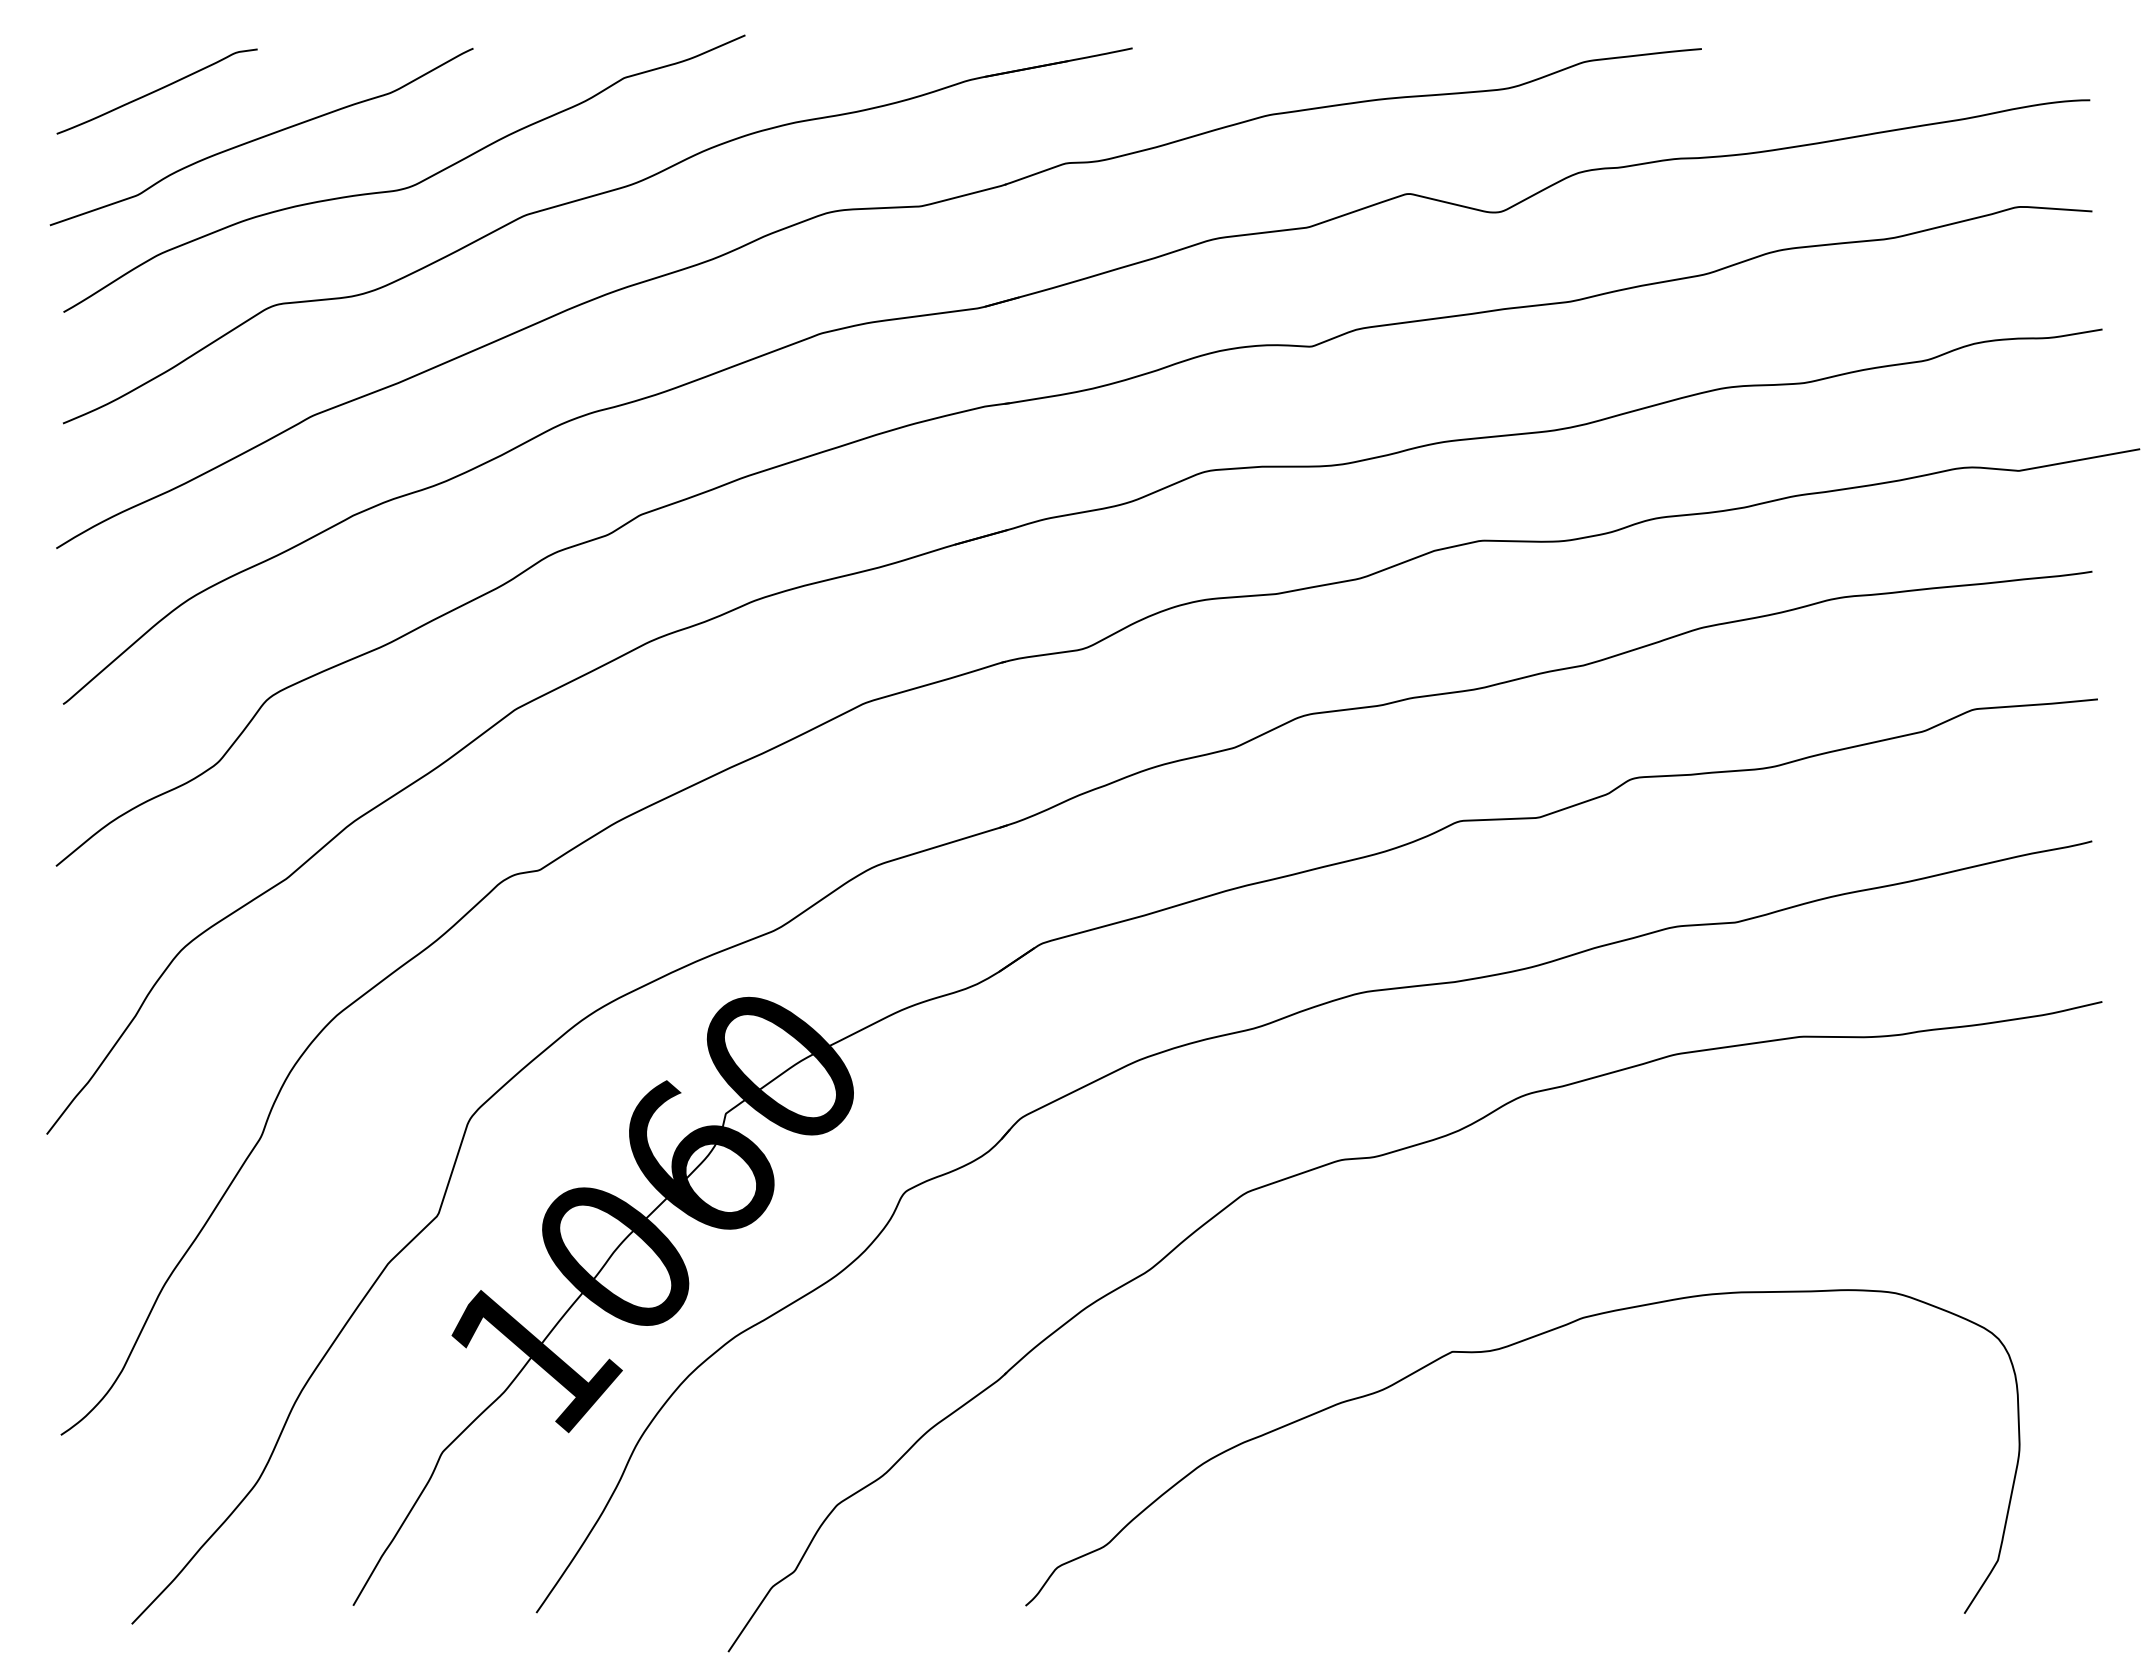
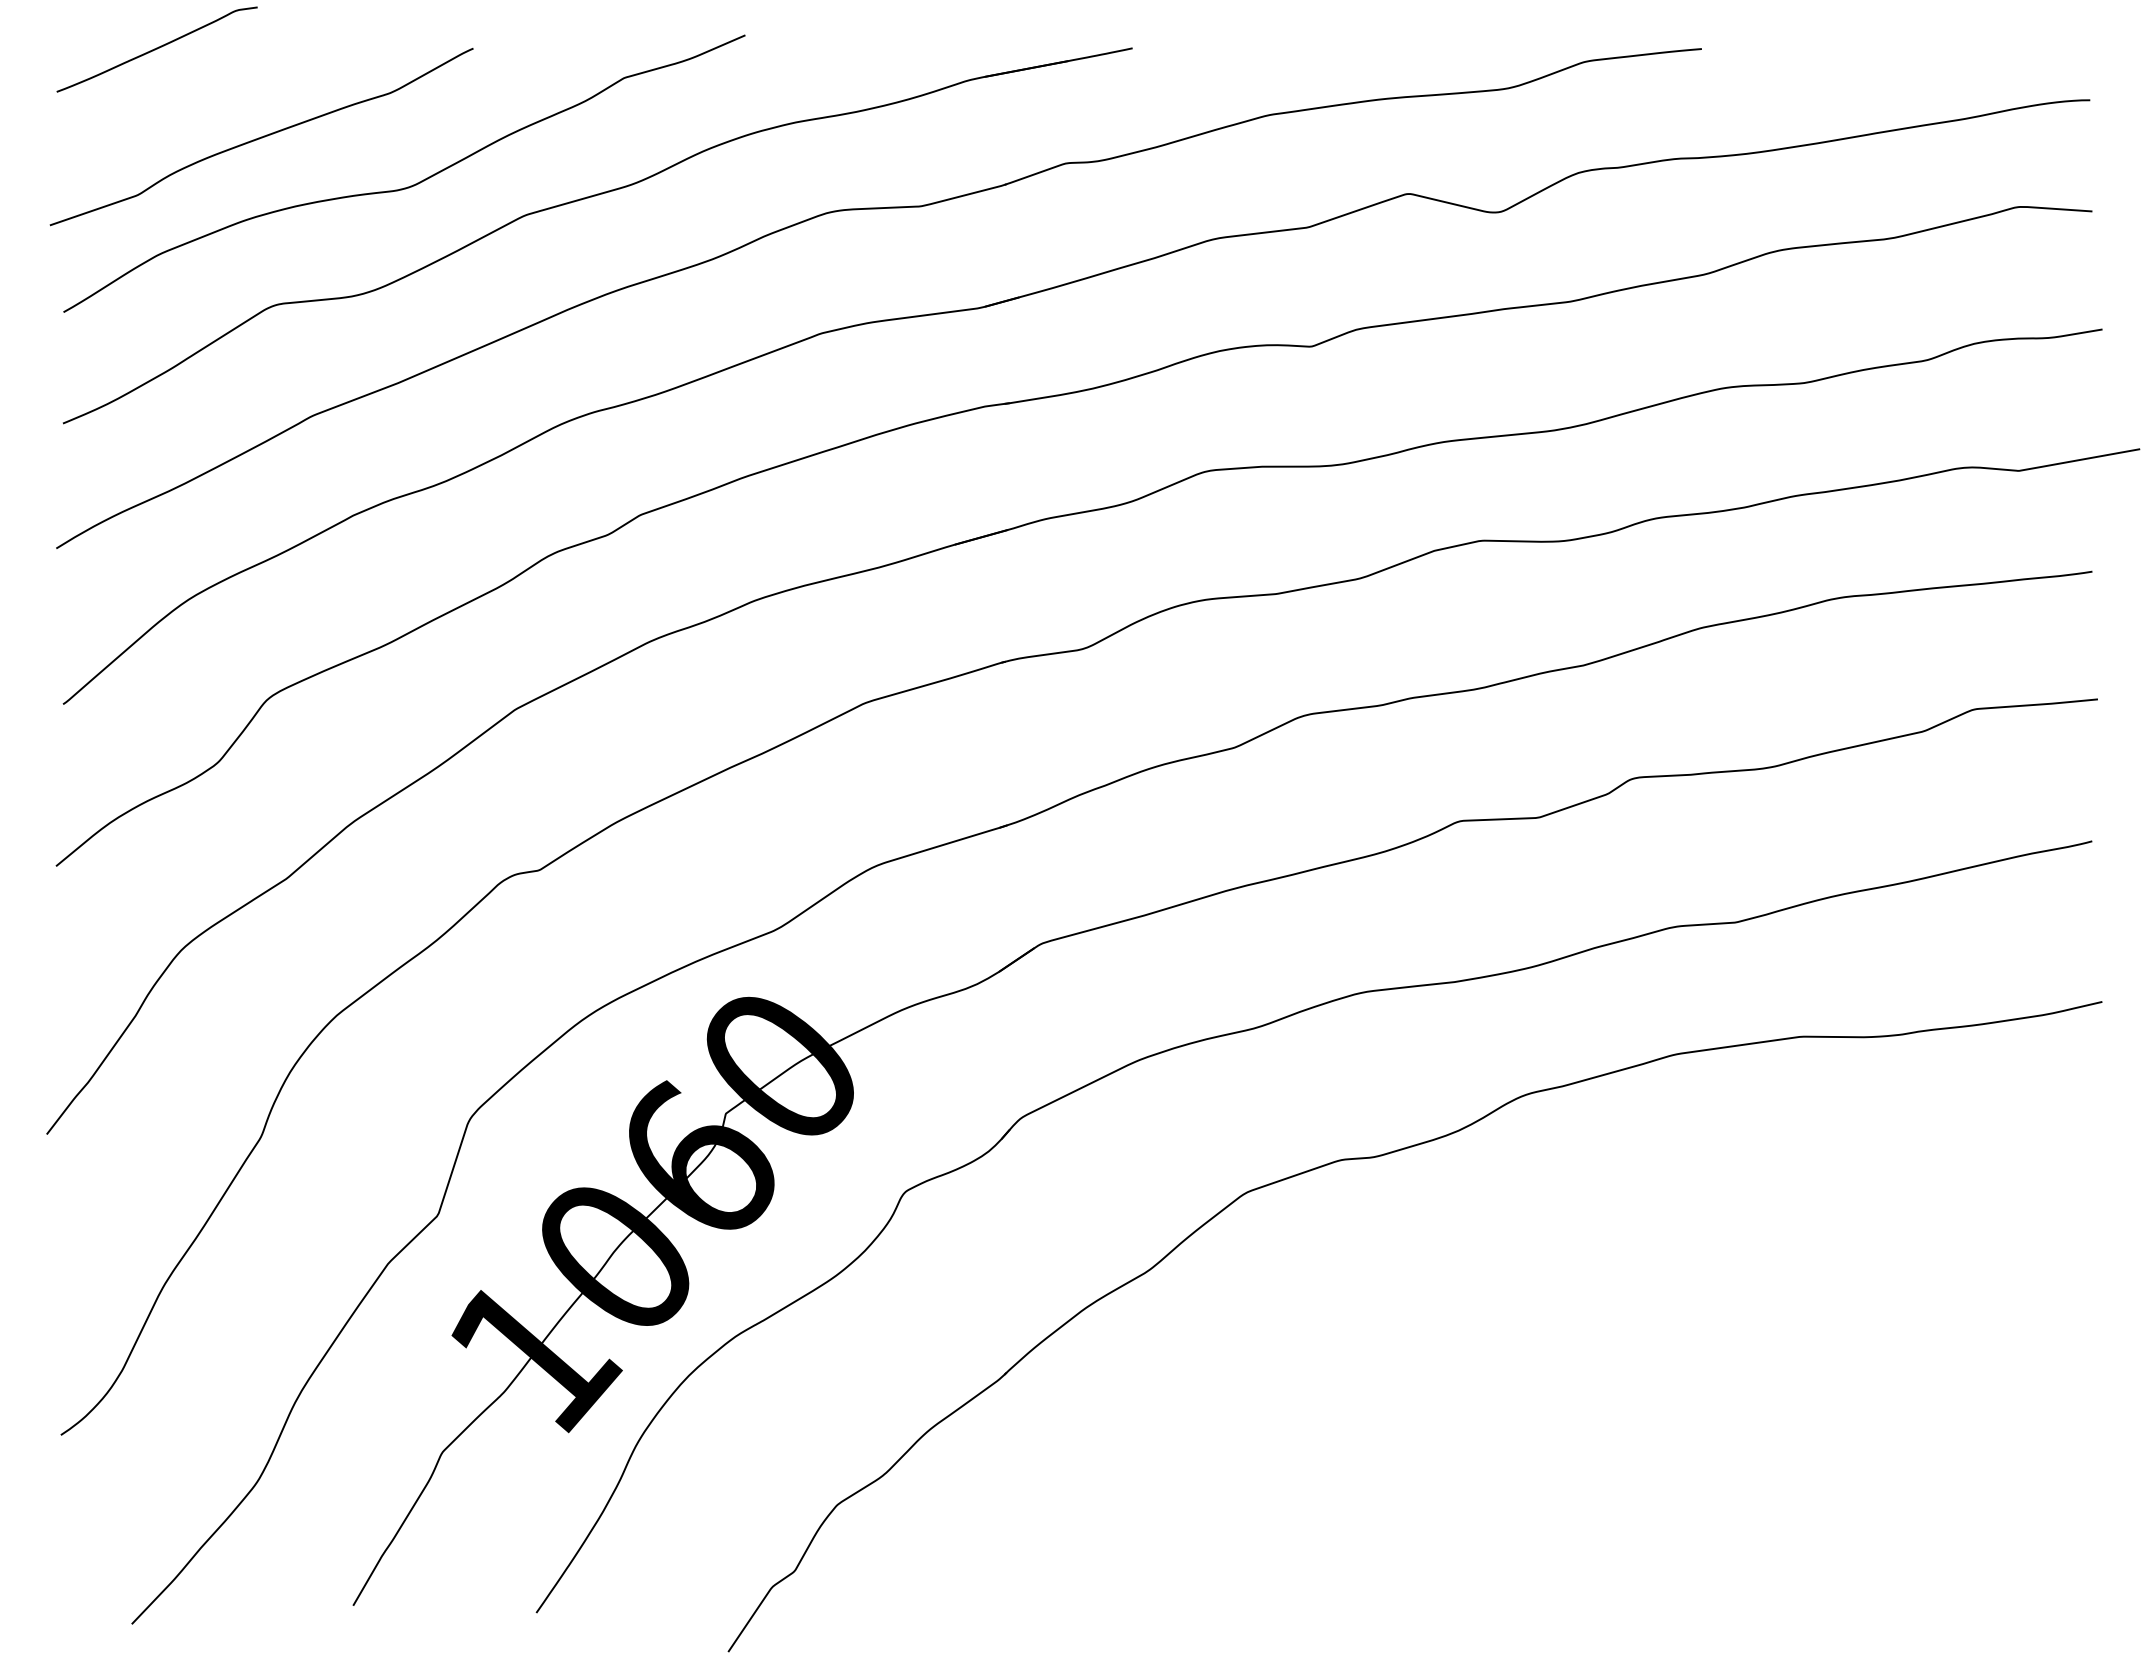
curve position: (156, 91) -> (156, 49) (156, 49)
curve: present -> none (1498, 1350)
